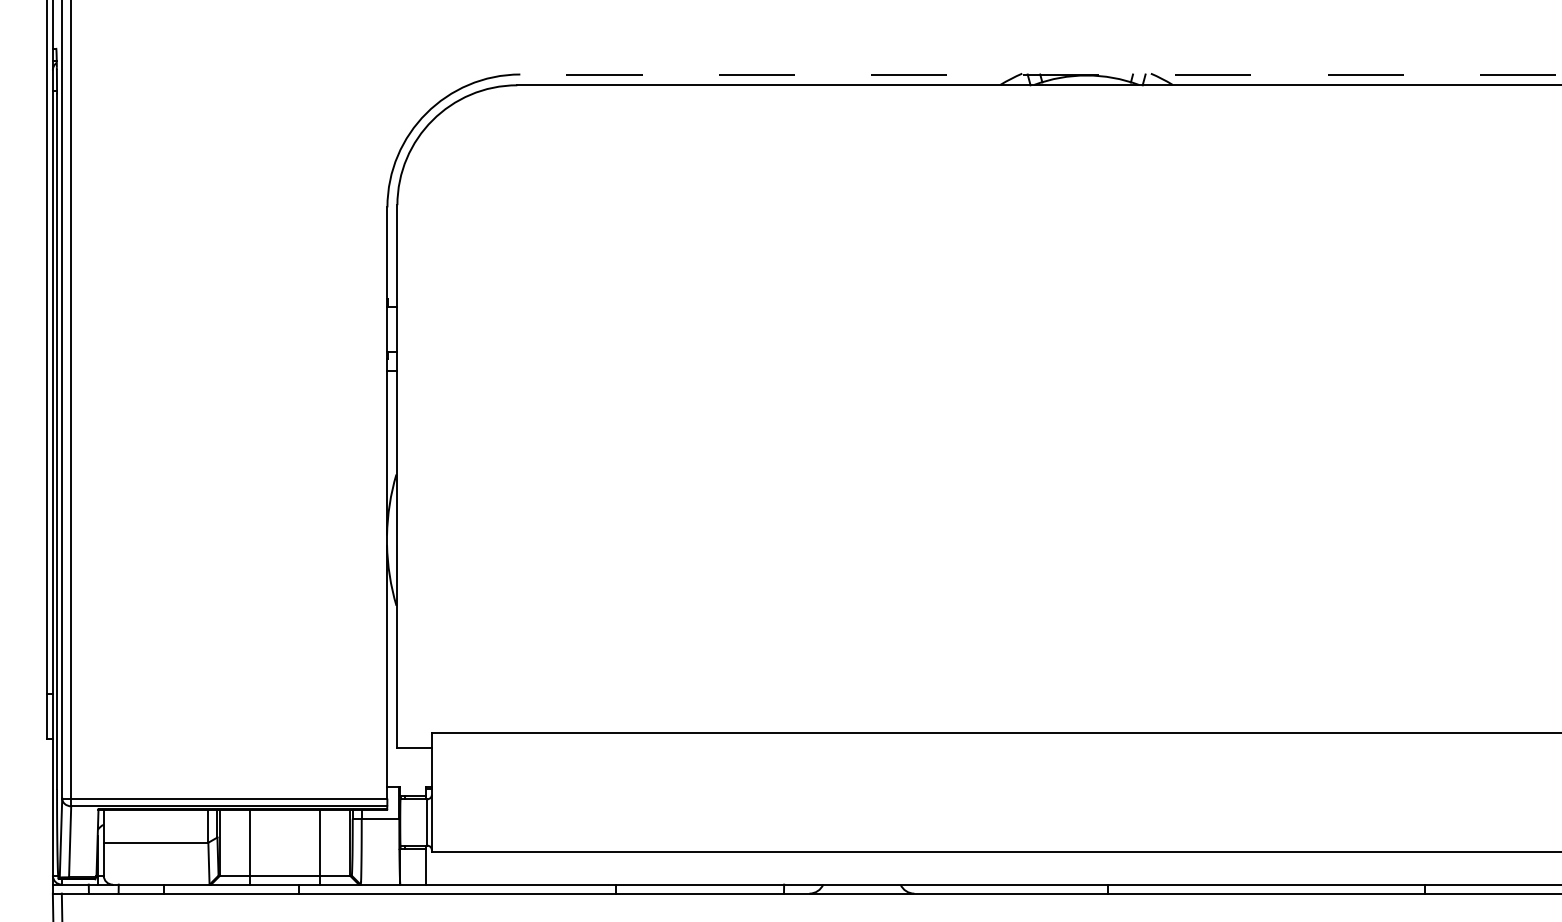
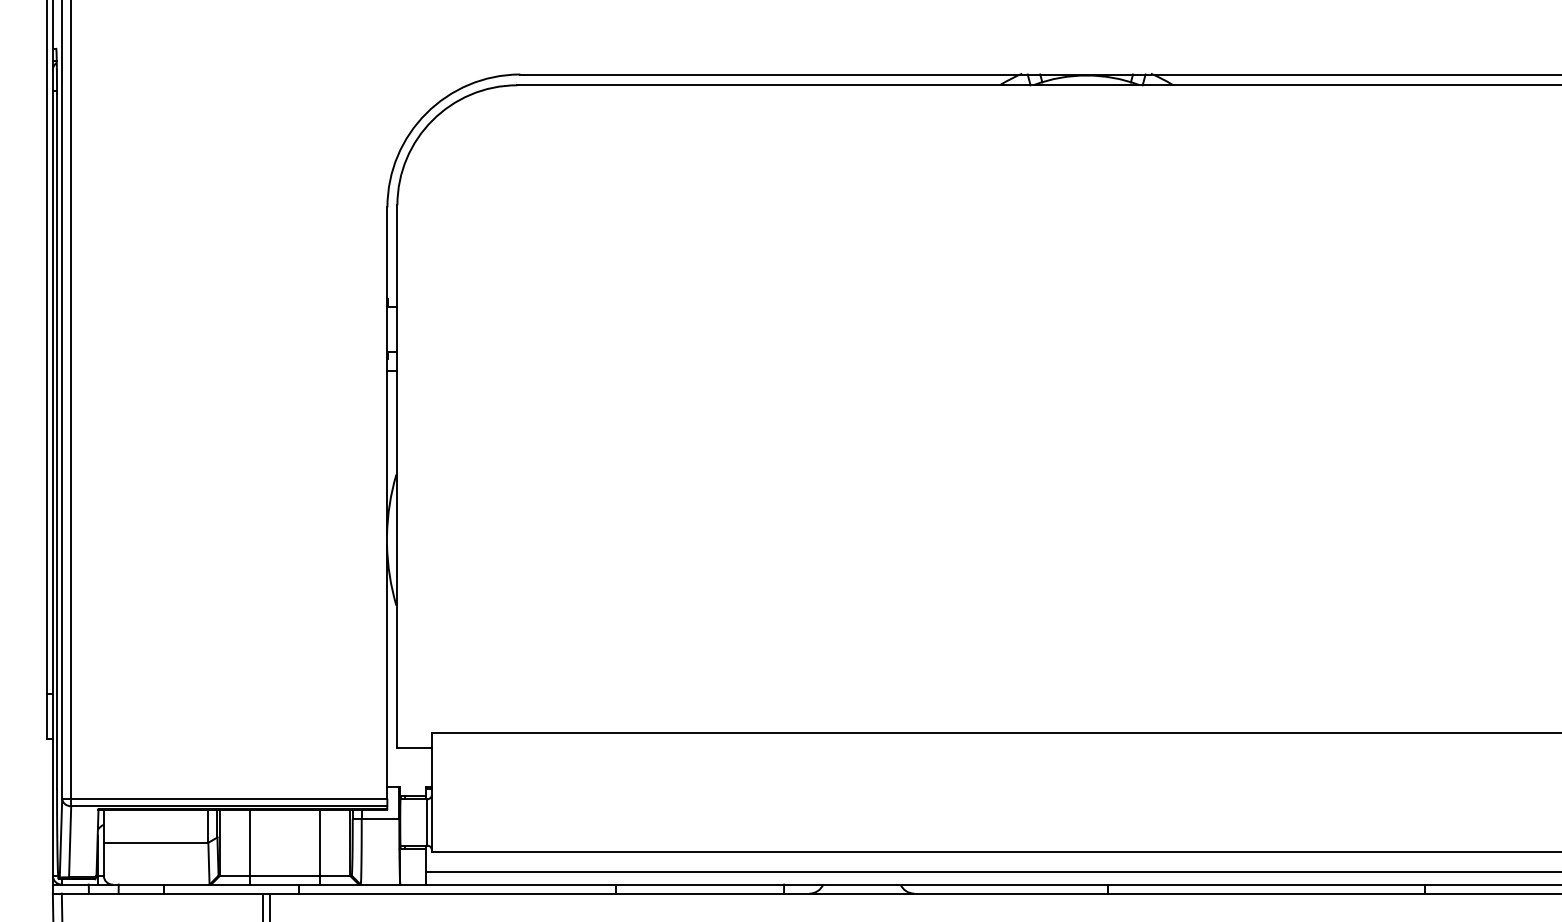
line: dashed -> solid (1041, 74)
line: none -> present (991, 872)
line: none -> present (262, 905)
line: none -> present (270, 905)
